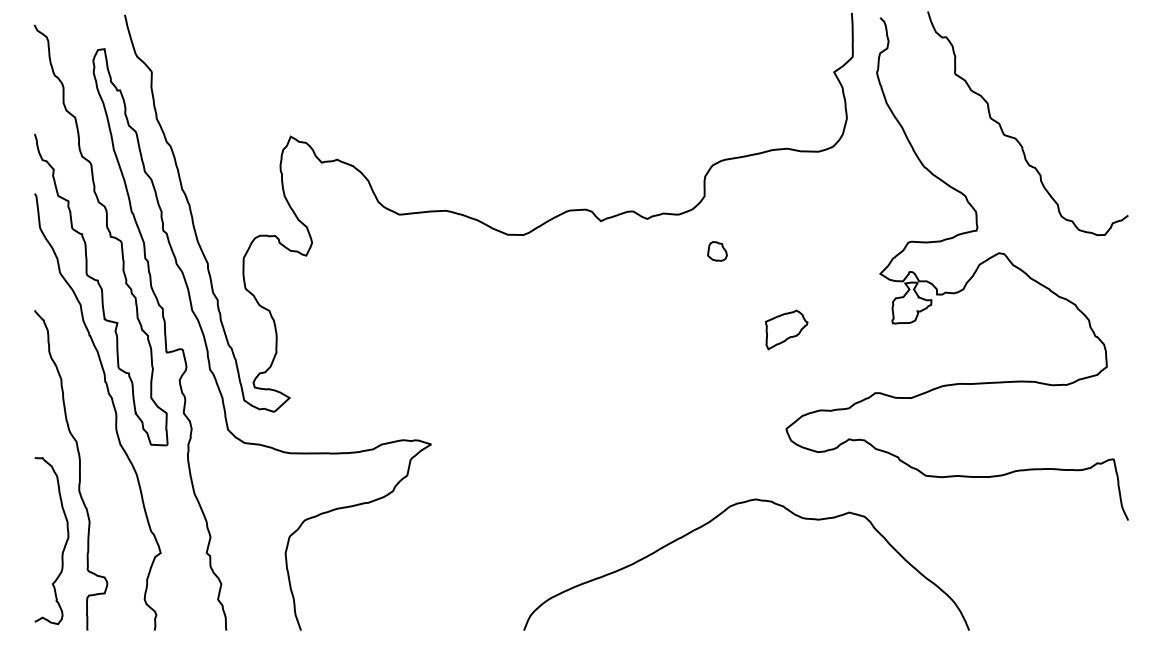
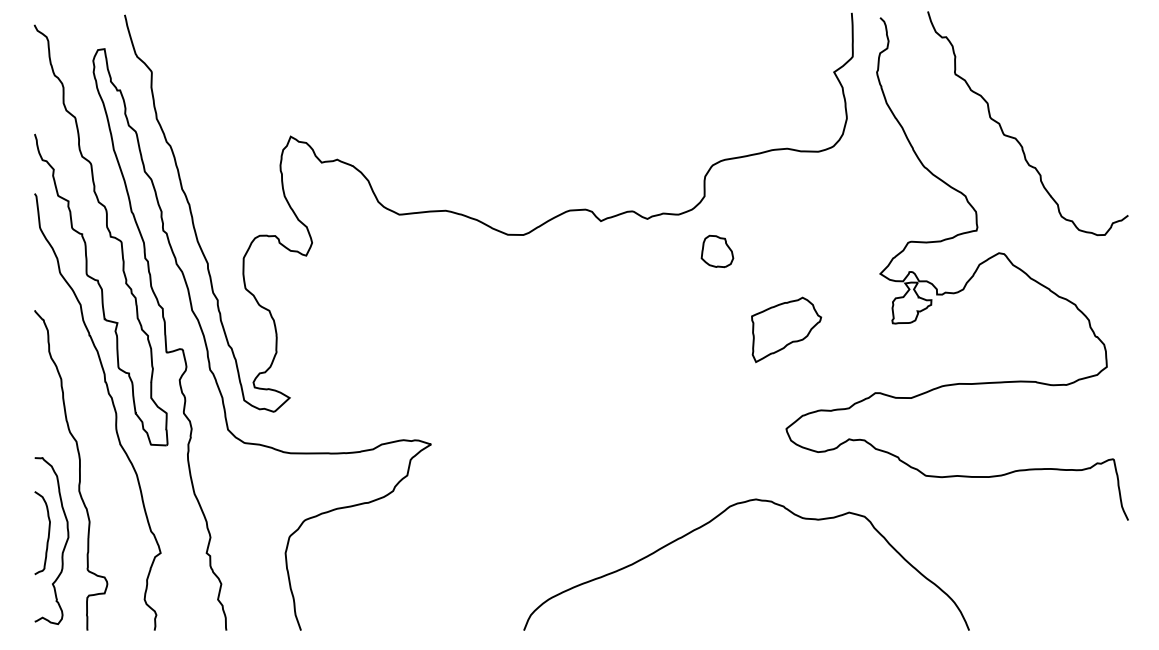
part size: 21x21 px -> 35x35 px (717, 251)
part size: 44x42 px -> 72x68 px (786, 329)
curve: none -> present (47, 536)
